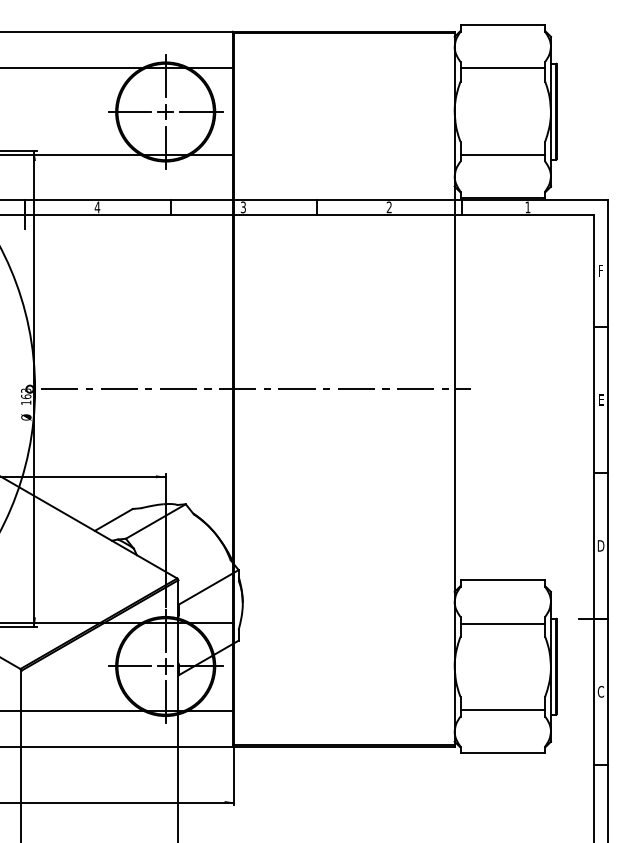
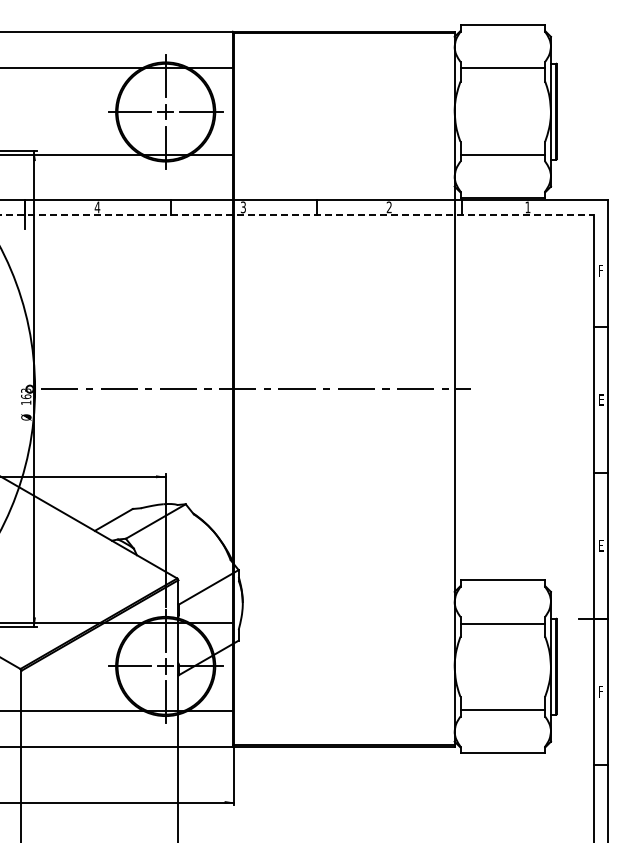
line: solid -> dashed (296, 214)
text: D -> E (600, 545)
text: C -> F (600, 691)
